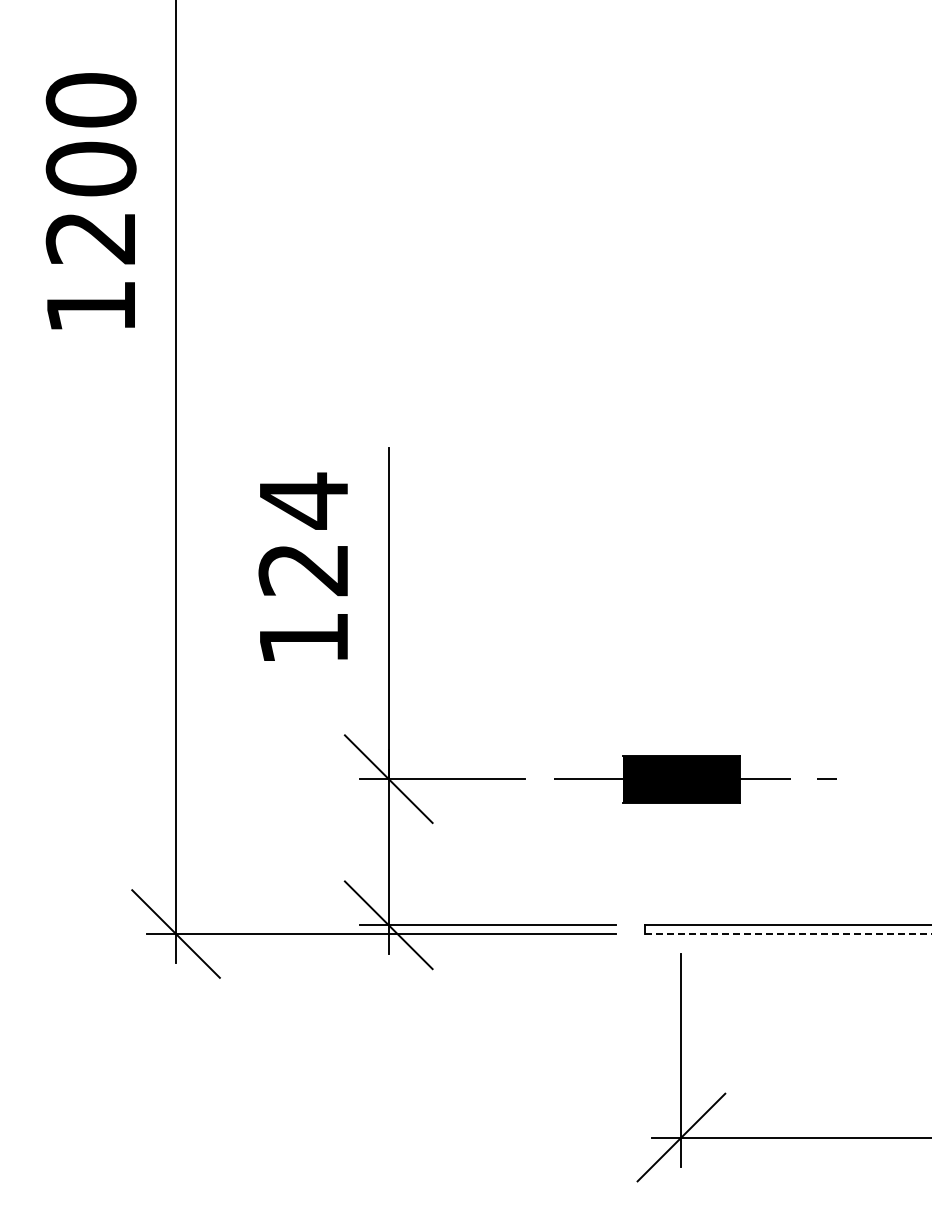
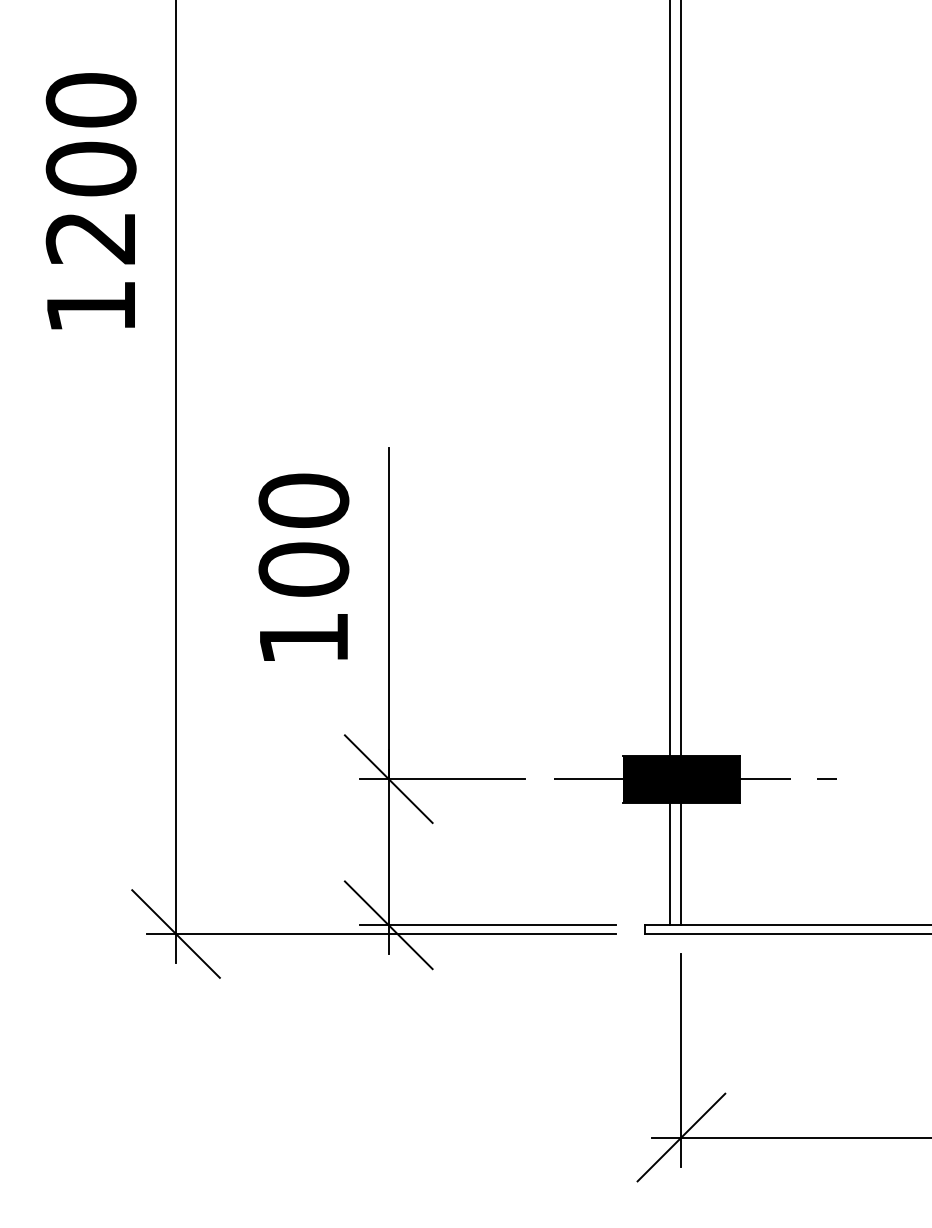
line: none -> present (669, 463)
line: none -> present (681, 463)
text: 124 -> 100 (303, 534)
line: dashed -> solid (788, 934)
